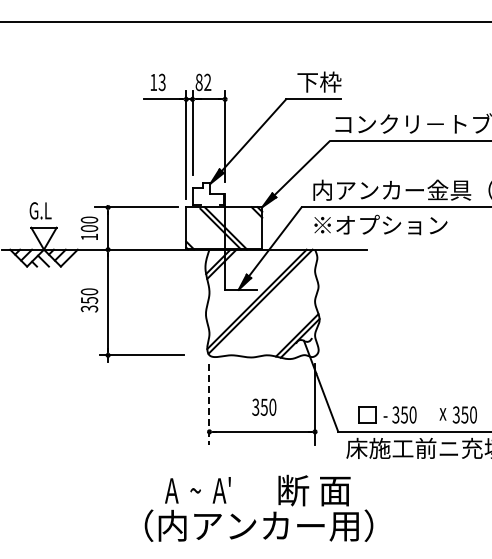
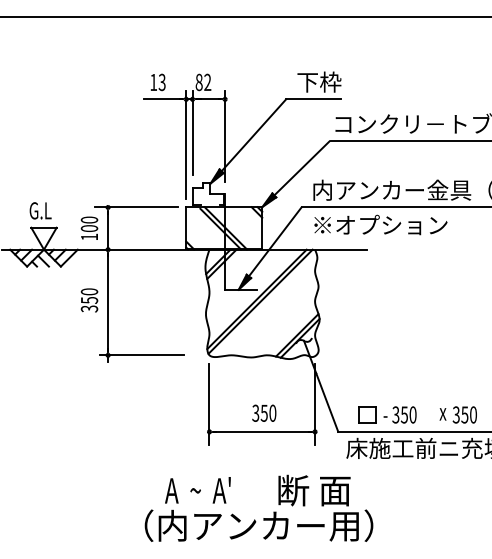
line position: (245, 21) -> (245, 16) (245, 16)
line: dashed -> solid (209, 404)
text position: (264, 406) -> (264, 412) (264, 412)
